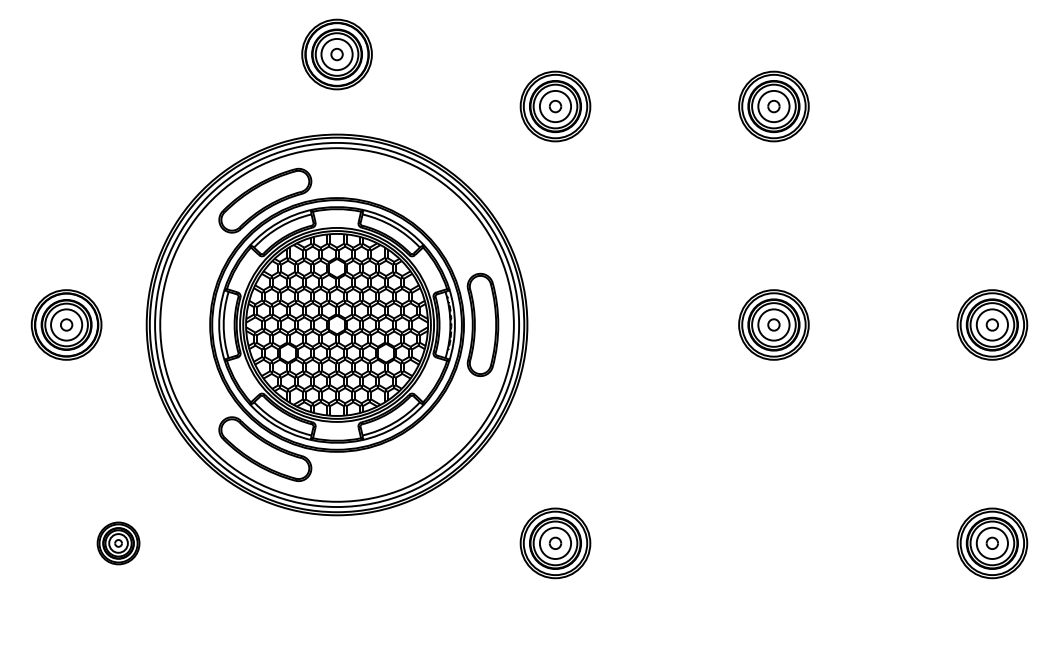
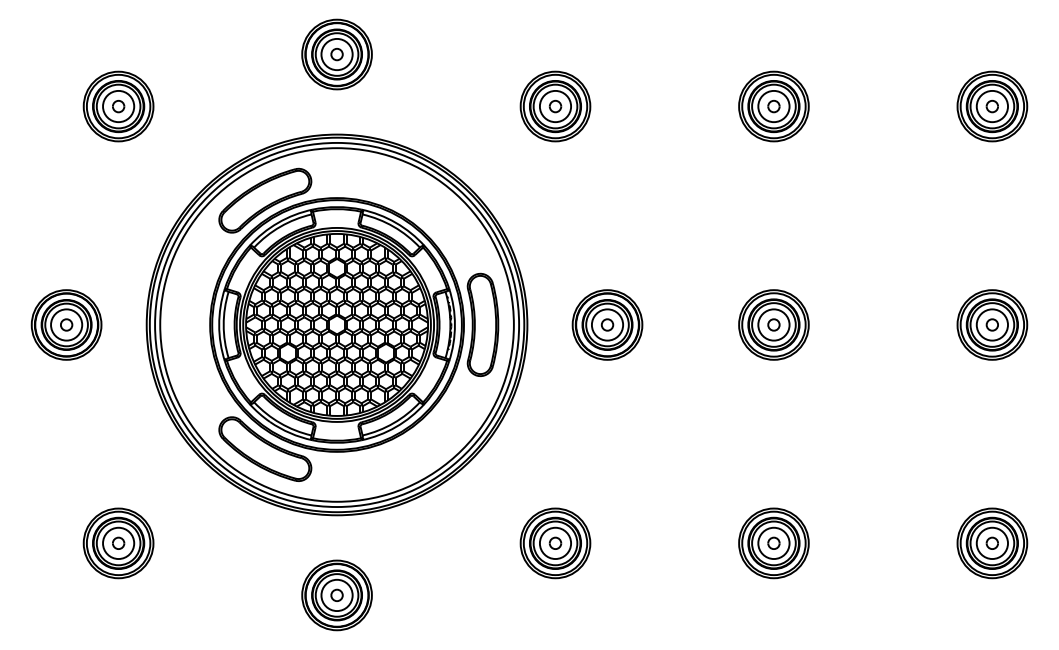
part: none -> present (118, 106)
part: none -> present (992, 106)
part: none -> present (607, 324)
part size: 45x45 px -> 73x73 px (118, 543)
part: none -> present (773, 543)
part: none -> present (336, 595)
